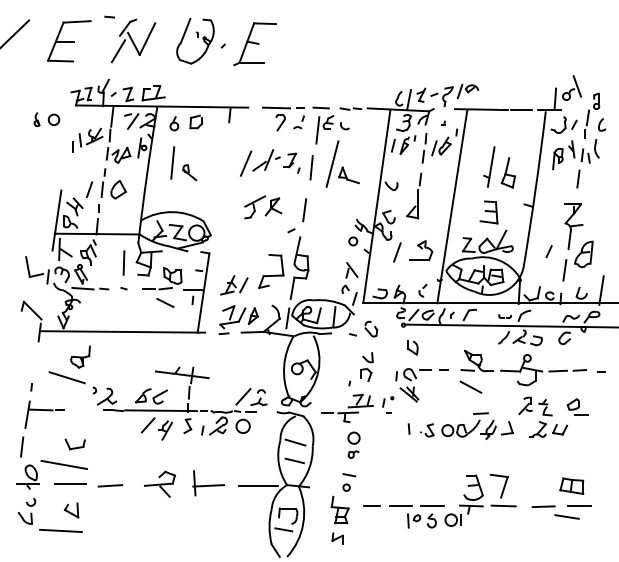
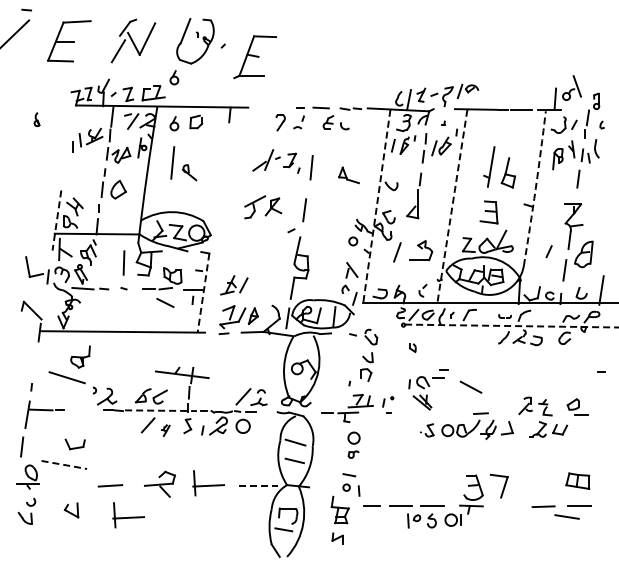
line position: (109, 16) -> (26, 9) (26, 9)
part position: (254, 44) -> (254, 57) (254, 57)
part: none -> present (174, 77)
line: present -> none (276, 107)
circle: present -> none (53, 119)
part size: 9x14 px -> 6x10 px (601, 124)
line: present -> none (317, 130)
line: present -> none (245, 163)
line: present -> none (332, 163)
arc: solid -> dashed (535, 188)
line: present -> none (89, 189)
line: solid -> dashed (376, 206)
line: solid -> dashed (452, 206)
line: solid -> dashed (56, 221)
part: present -> none (271, 271)
line: solid -> dashed (203, 293)
line: solid -> dashed (511, 326)
part position: (371, 328) -> (371, 336) (371, 336)
part size: 12x16 px -> 8x10 px (412, 347)
part: present -> none (523, 367)
part position: (413, 385) -> (426, 393) (426, 393)
line: solid -> dashed (161, 410)
line position: (408, 428) -> (358, 490) (358, 490)
part size: 16x21 px -> 10x13 px (165, 430)
line: solid -> dashed (64, 465)
line: present -> none (70, 484)
line: solid -> dashed (259, 485)
part position: (571, 485) -> (577, 480) (577, 480)
line: present -> none (503, 505)
part: none -> present (128, 515)
line: present -> none (60, 530)
